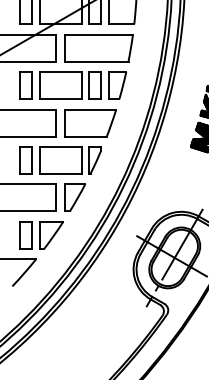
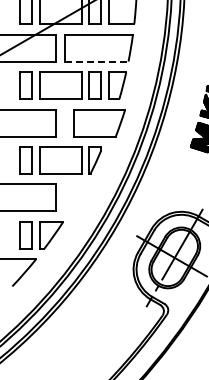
line: solid -> dashed (96, 61)
part position: (90, 123) -> (99, 123) (99, 123)
part: present -> none (74, 197)
